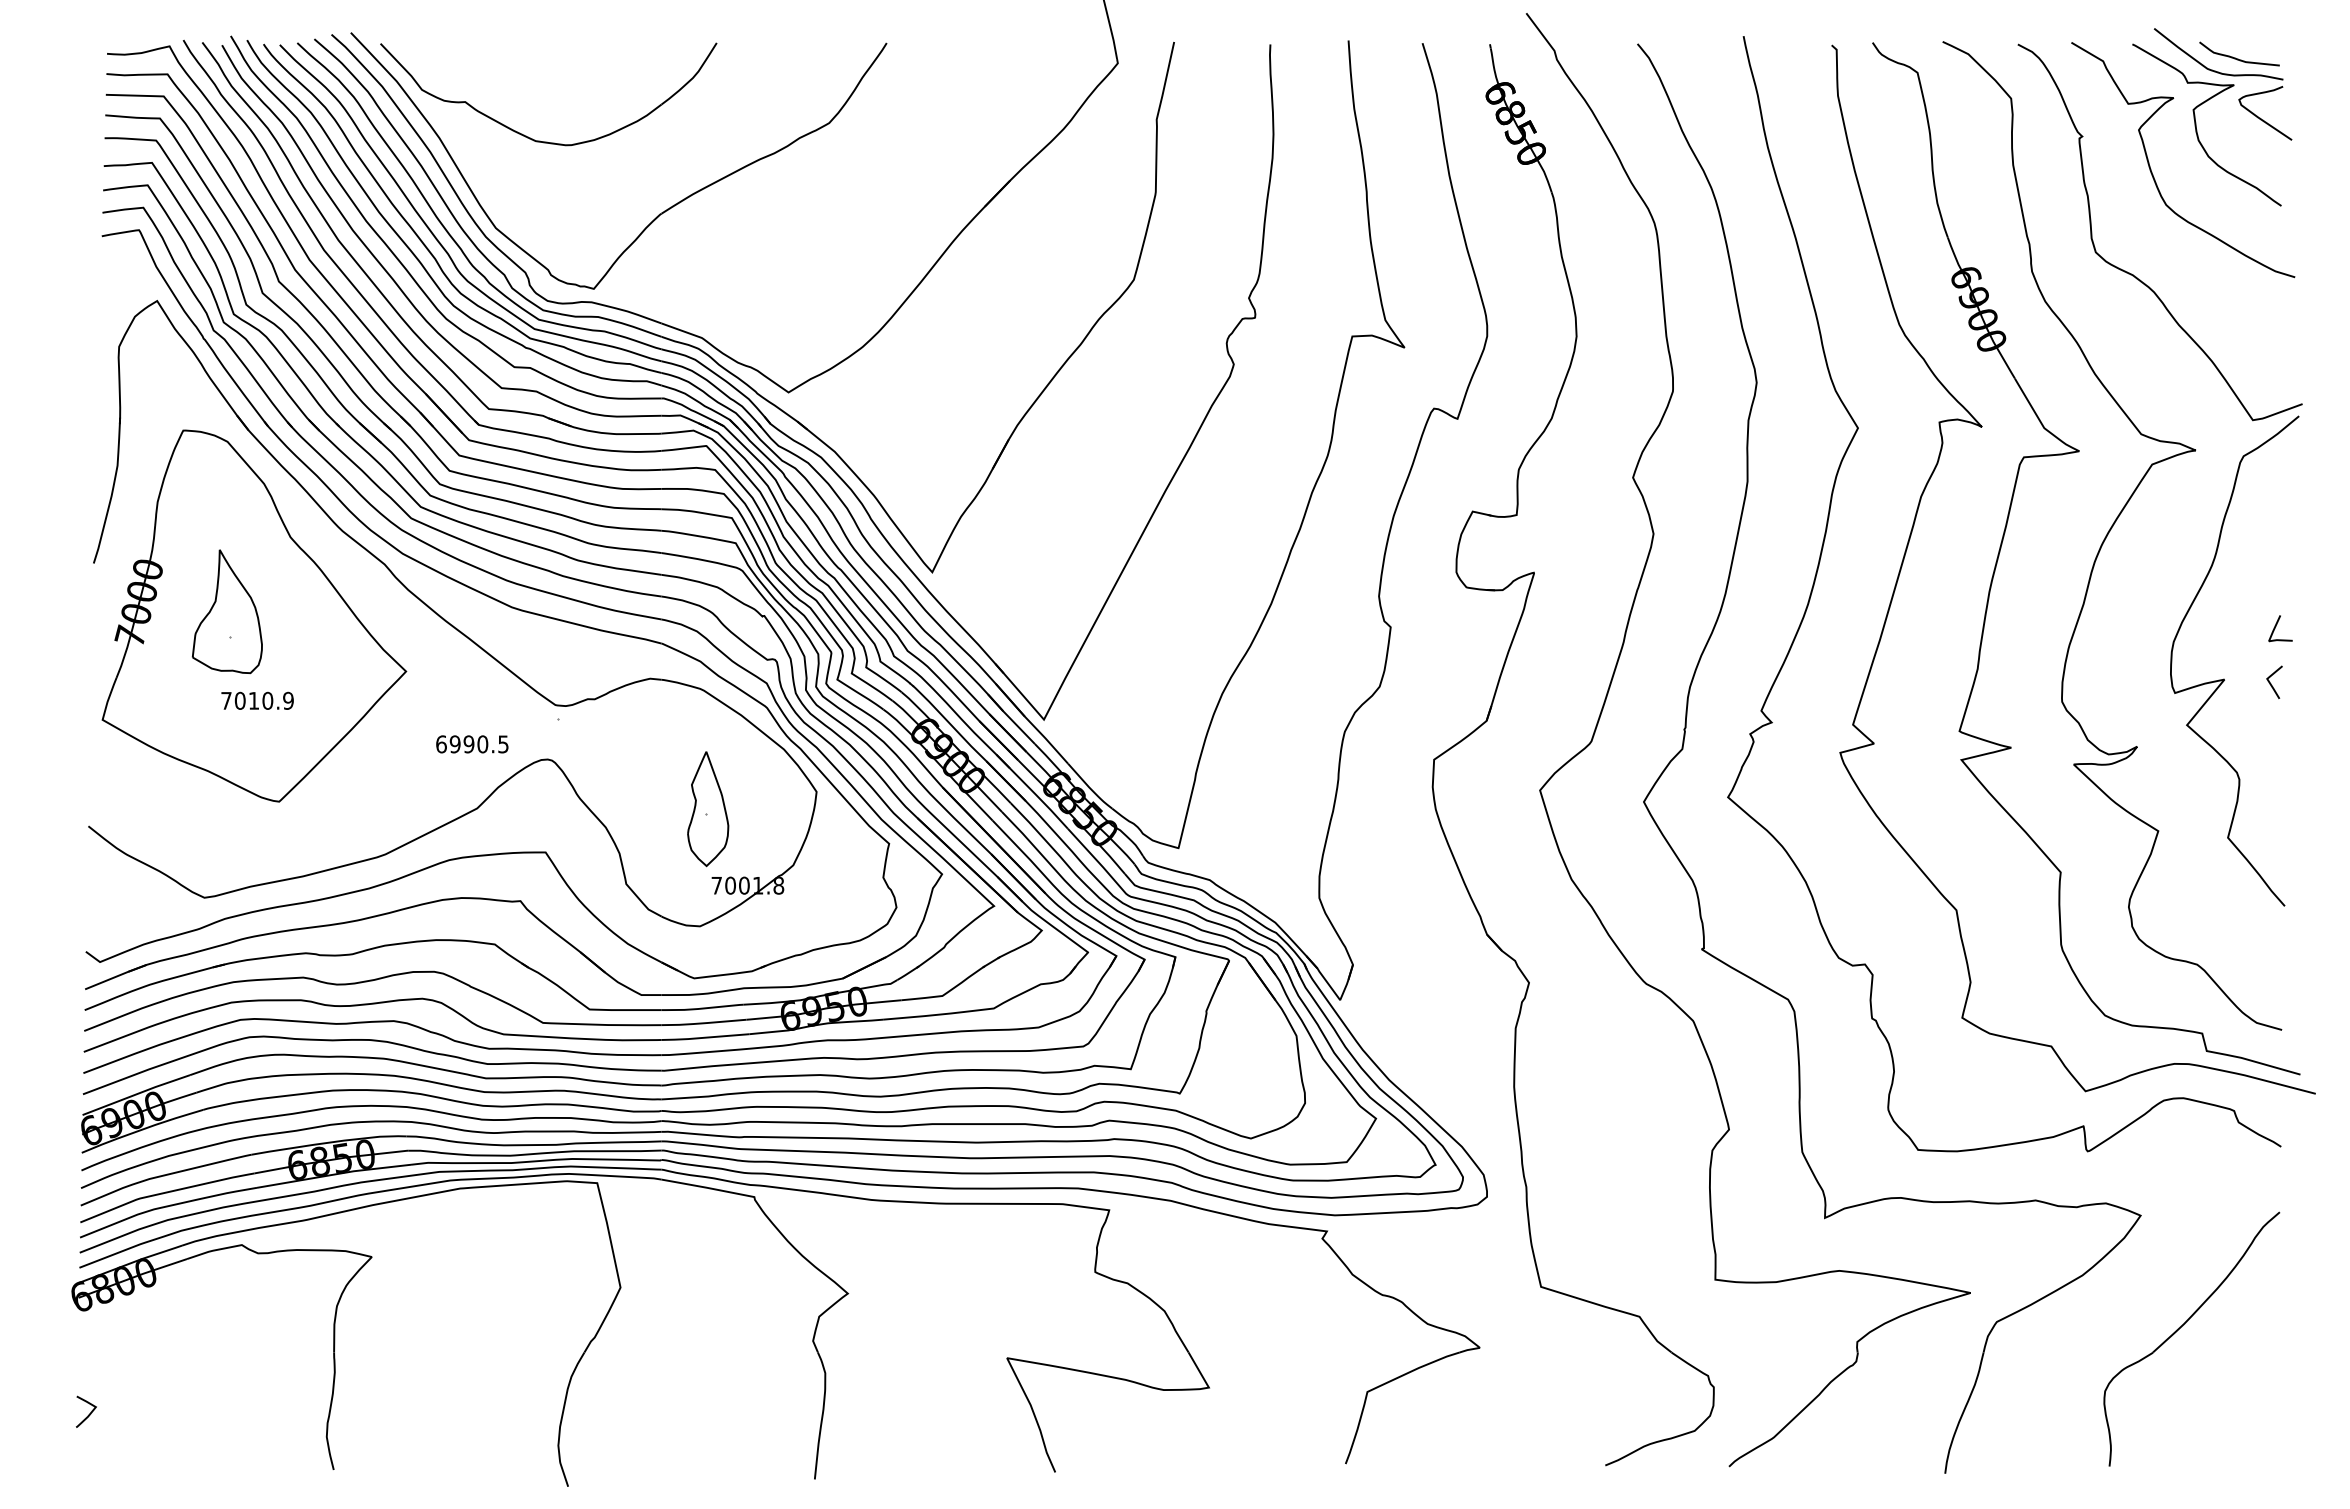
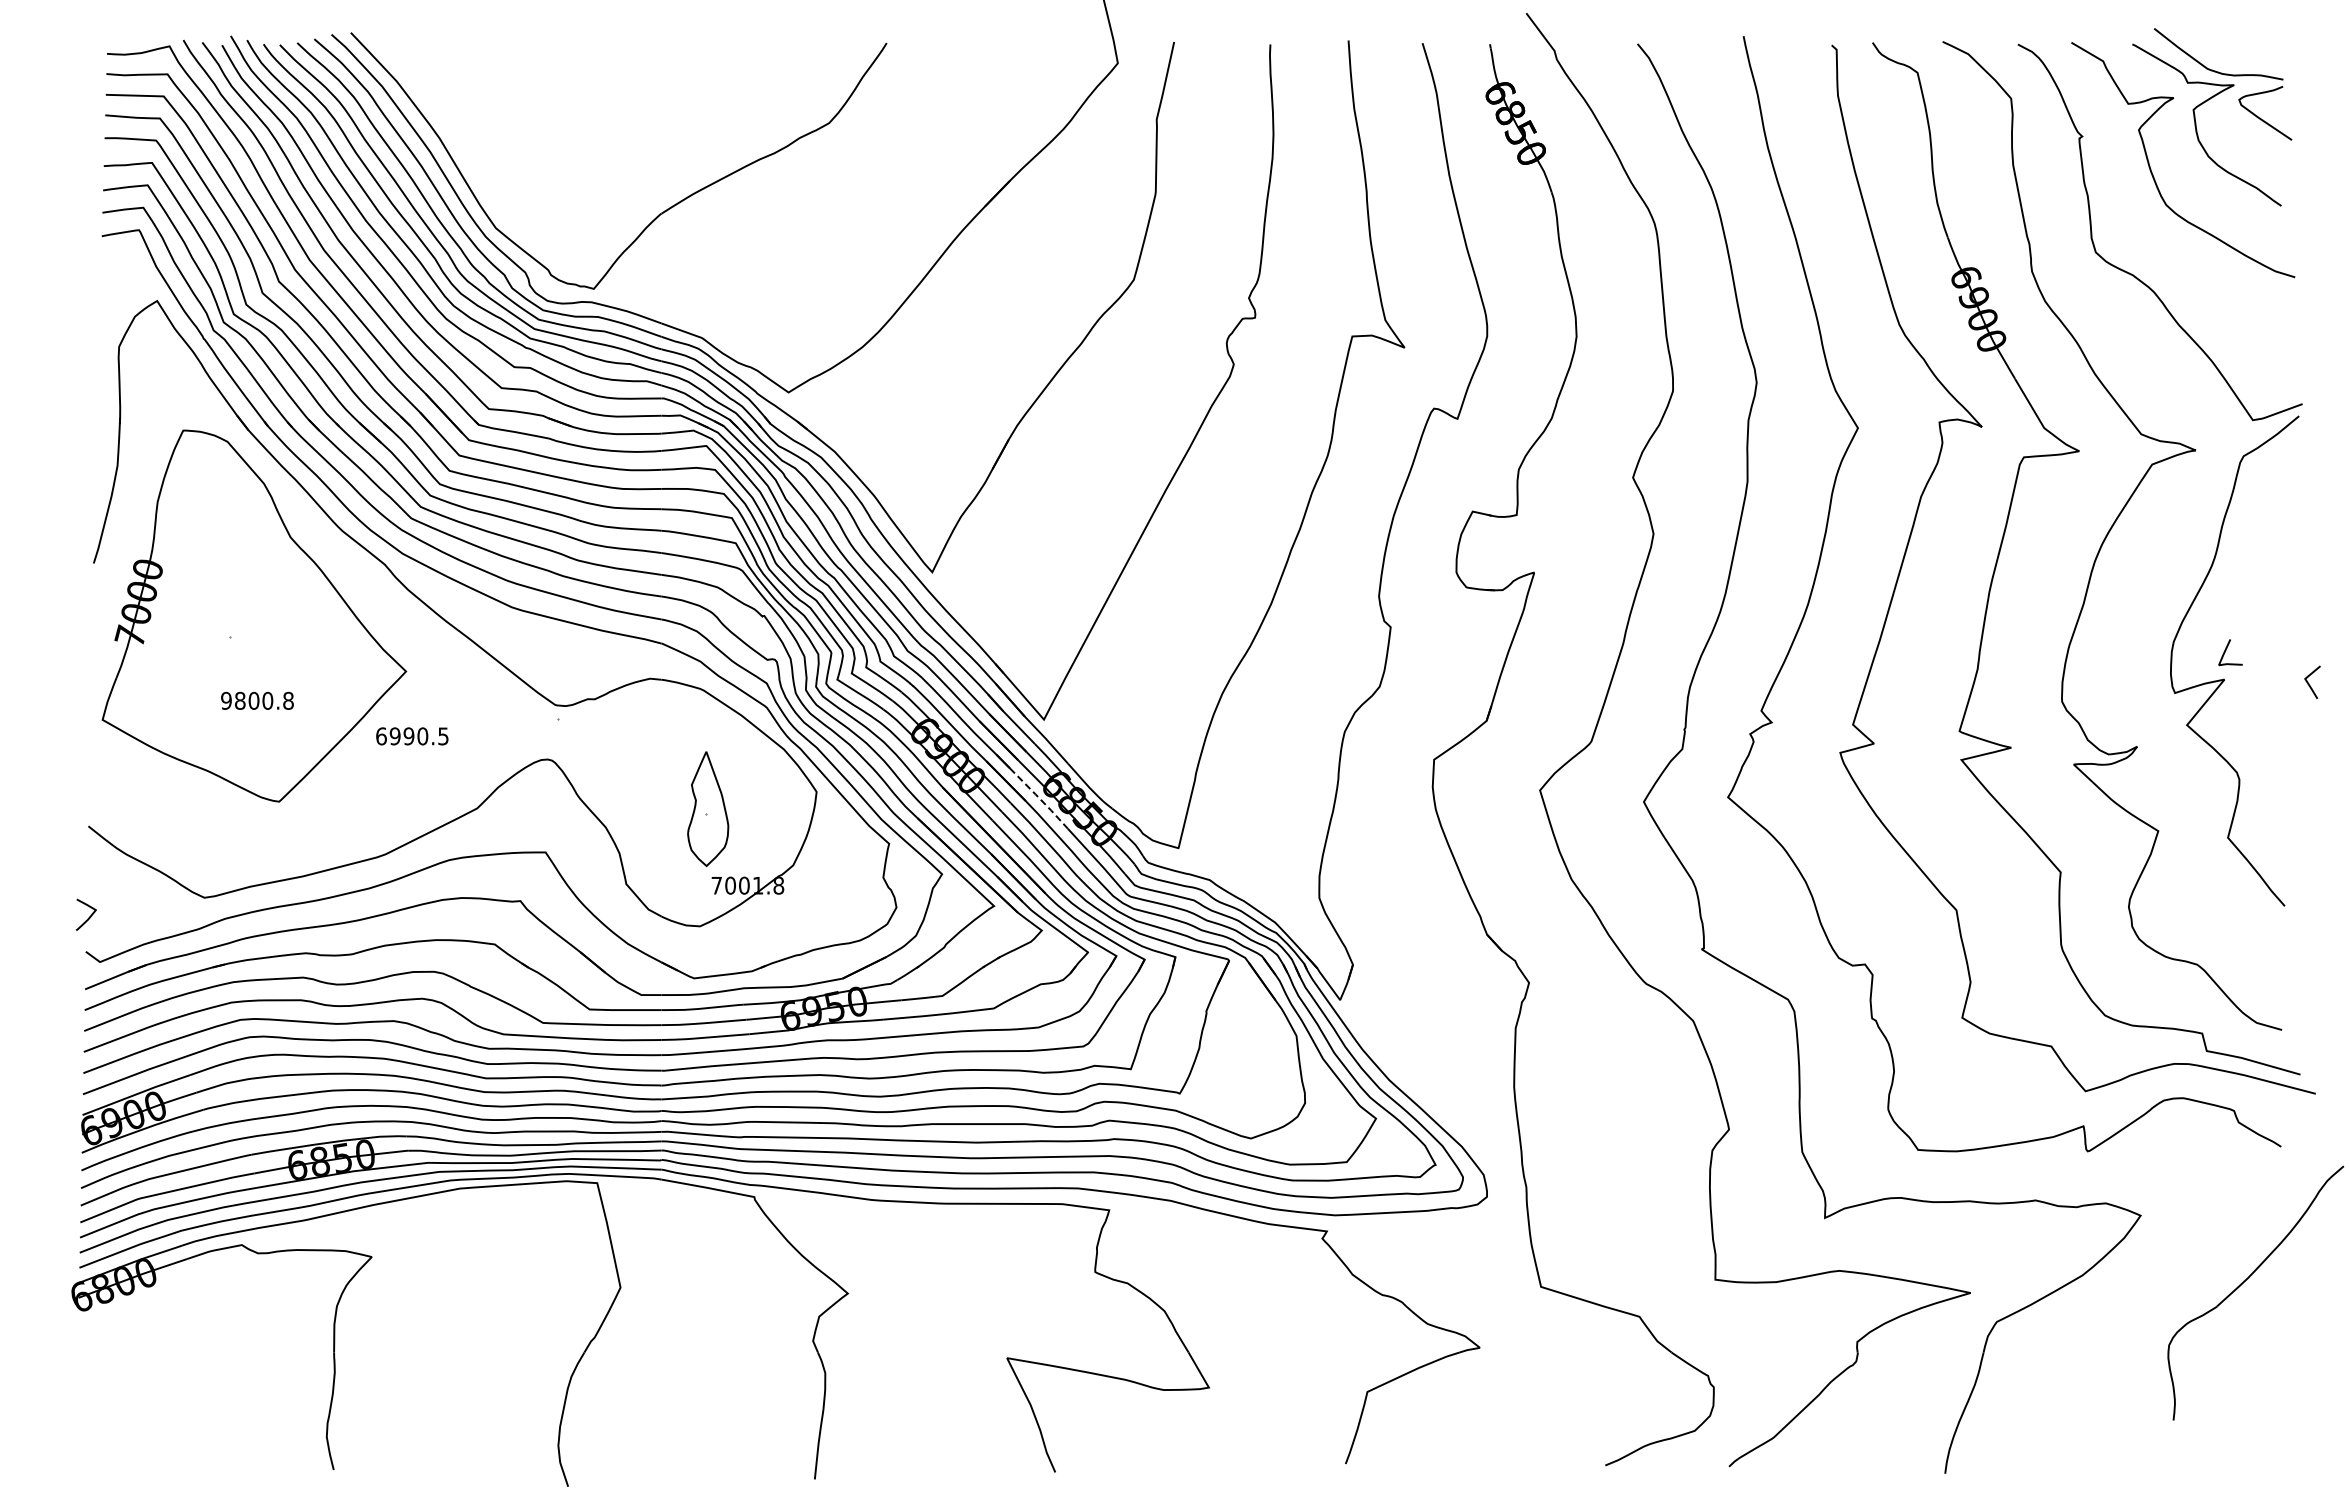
curve: present -> none (2238, 58)
part: present -> none (528, 136)
part: present -> none (226, 611)
curve position: (2276, 626) -> (2226, 650) (2226, 650)
line position: (2271, 683) -> (2309, 683) (2309, 683)
text: 7010.9 -> 9800.8 (257, 700)
text position: (472, 744) -> (412, 736) (412, 736)
line: solid -> dashed (1039, 798)
part position: (2181, 1327) -> (2245, 1281) (2245, 1281)
curve position: (89, 1413) -> (89, 916) (89, 916)
